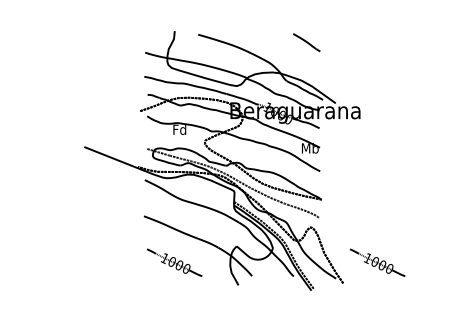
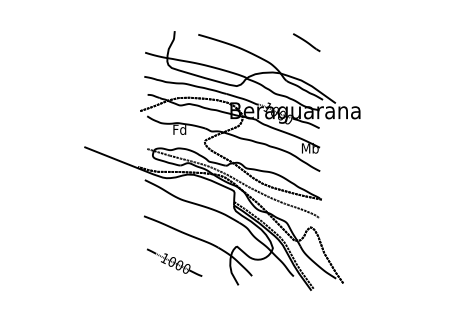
part: present -> none (377, 262)
